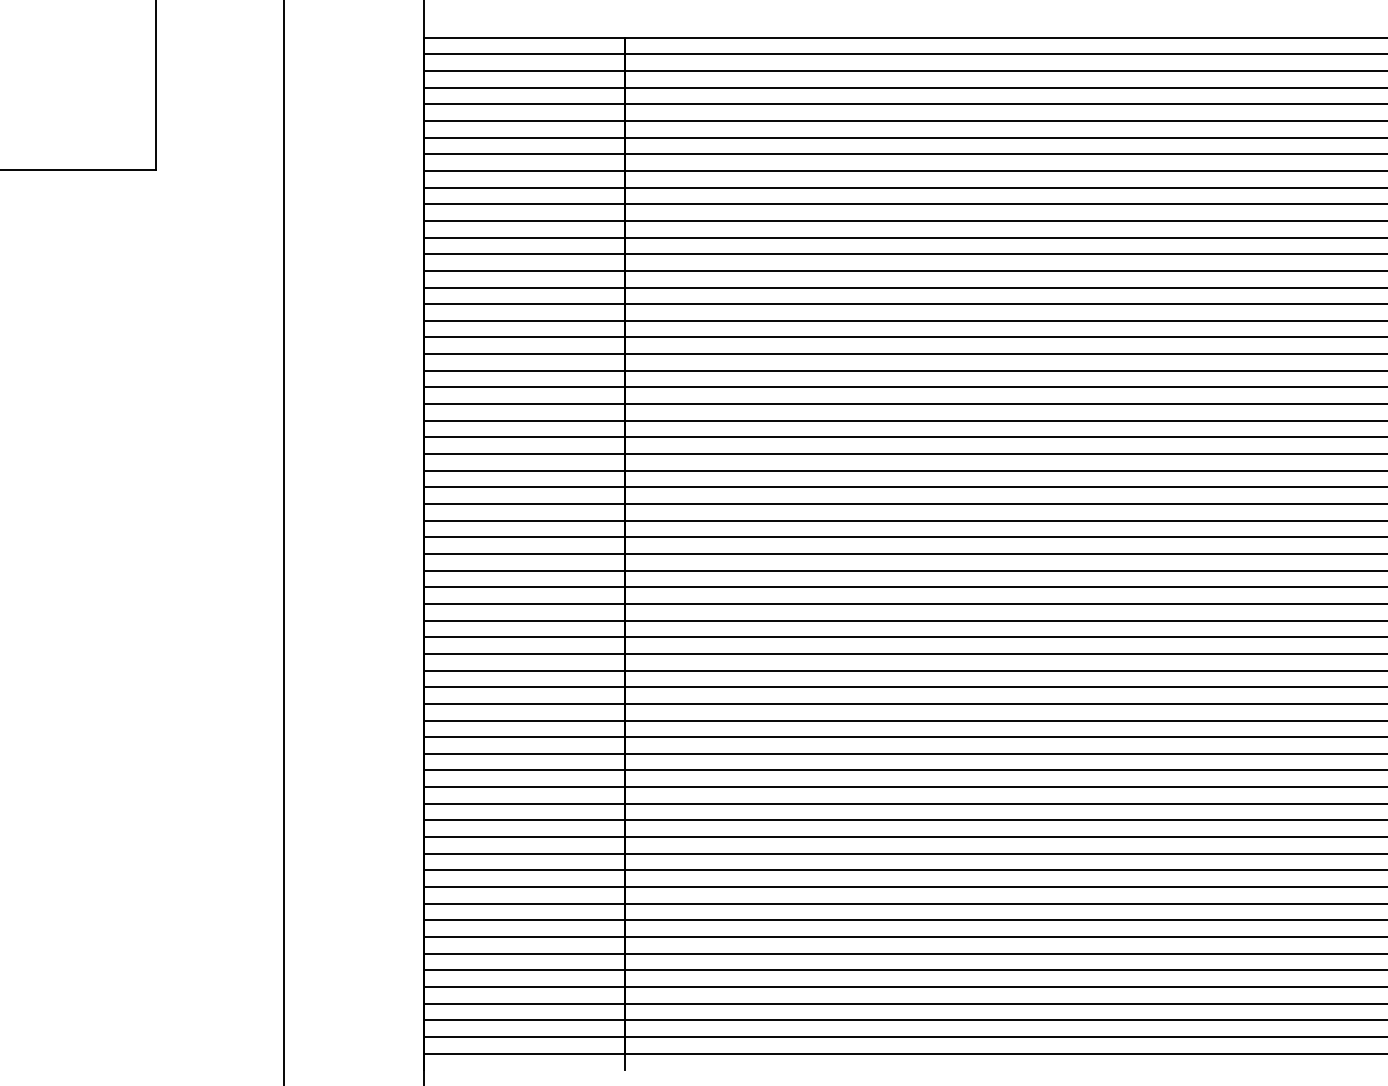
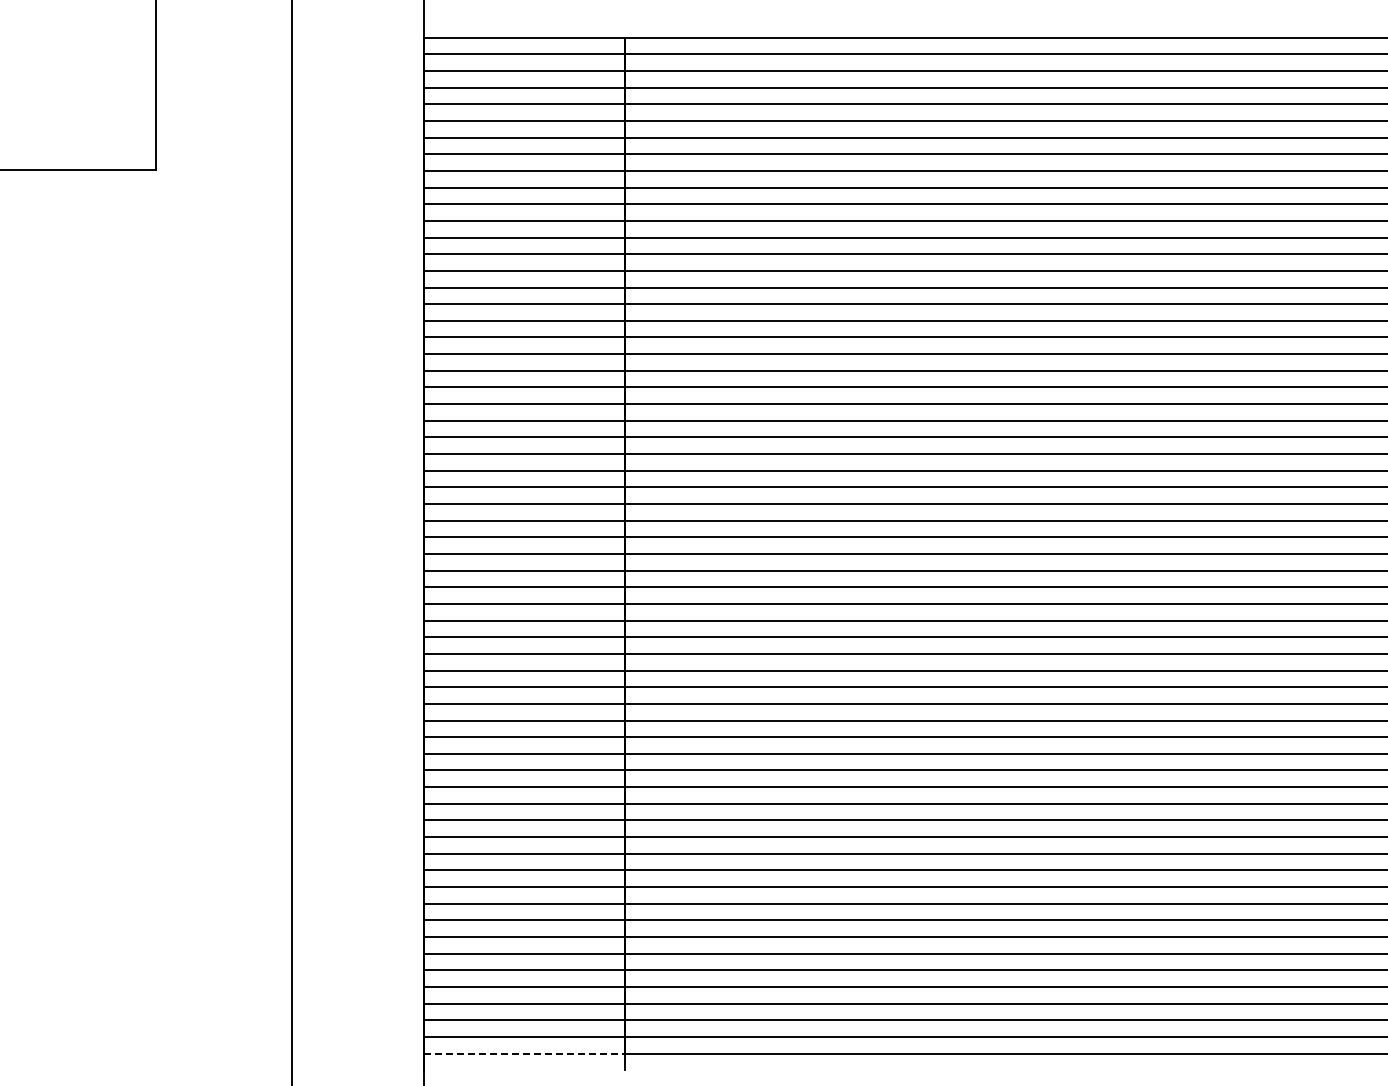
line position: (284, 542) -> (292, 542) (292, 542)
line: solid -> dashed (524, 1053)
